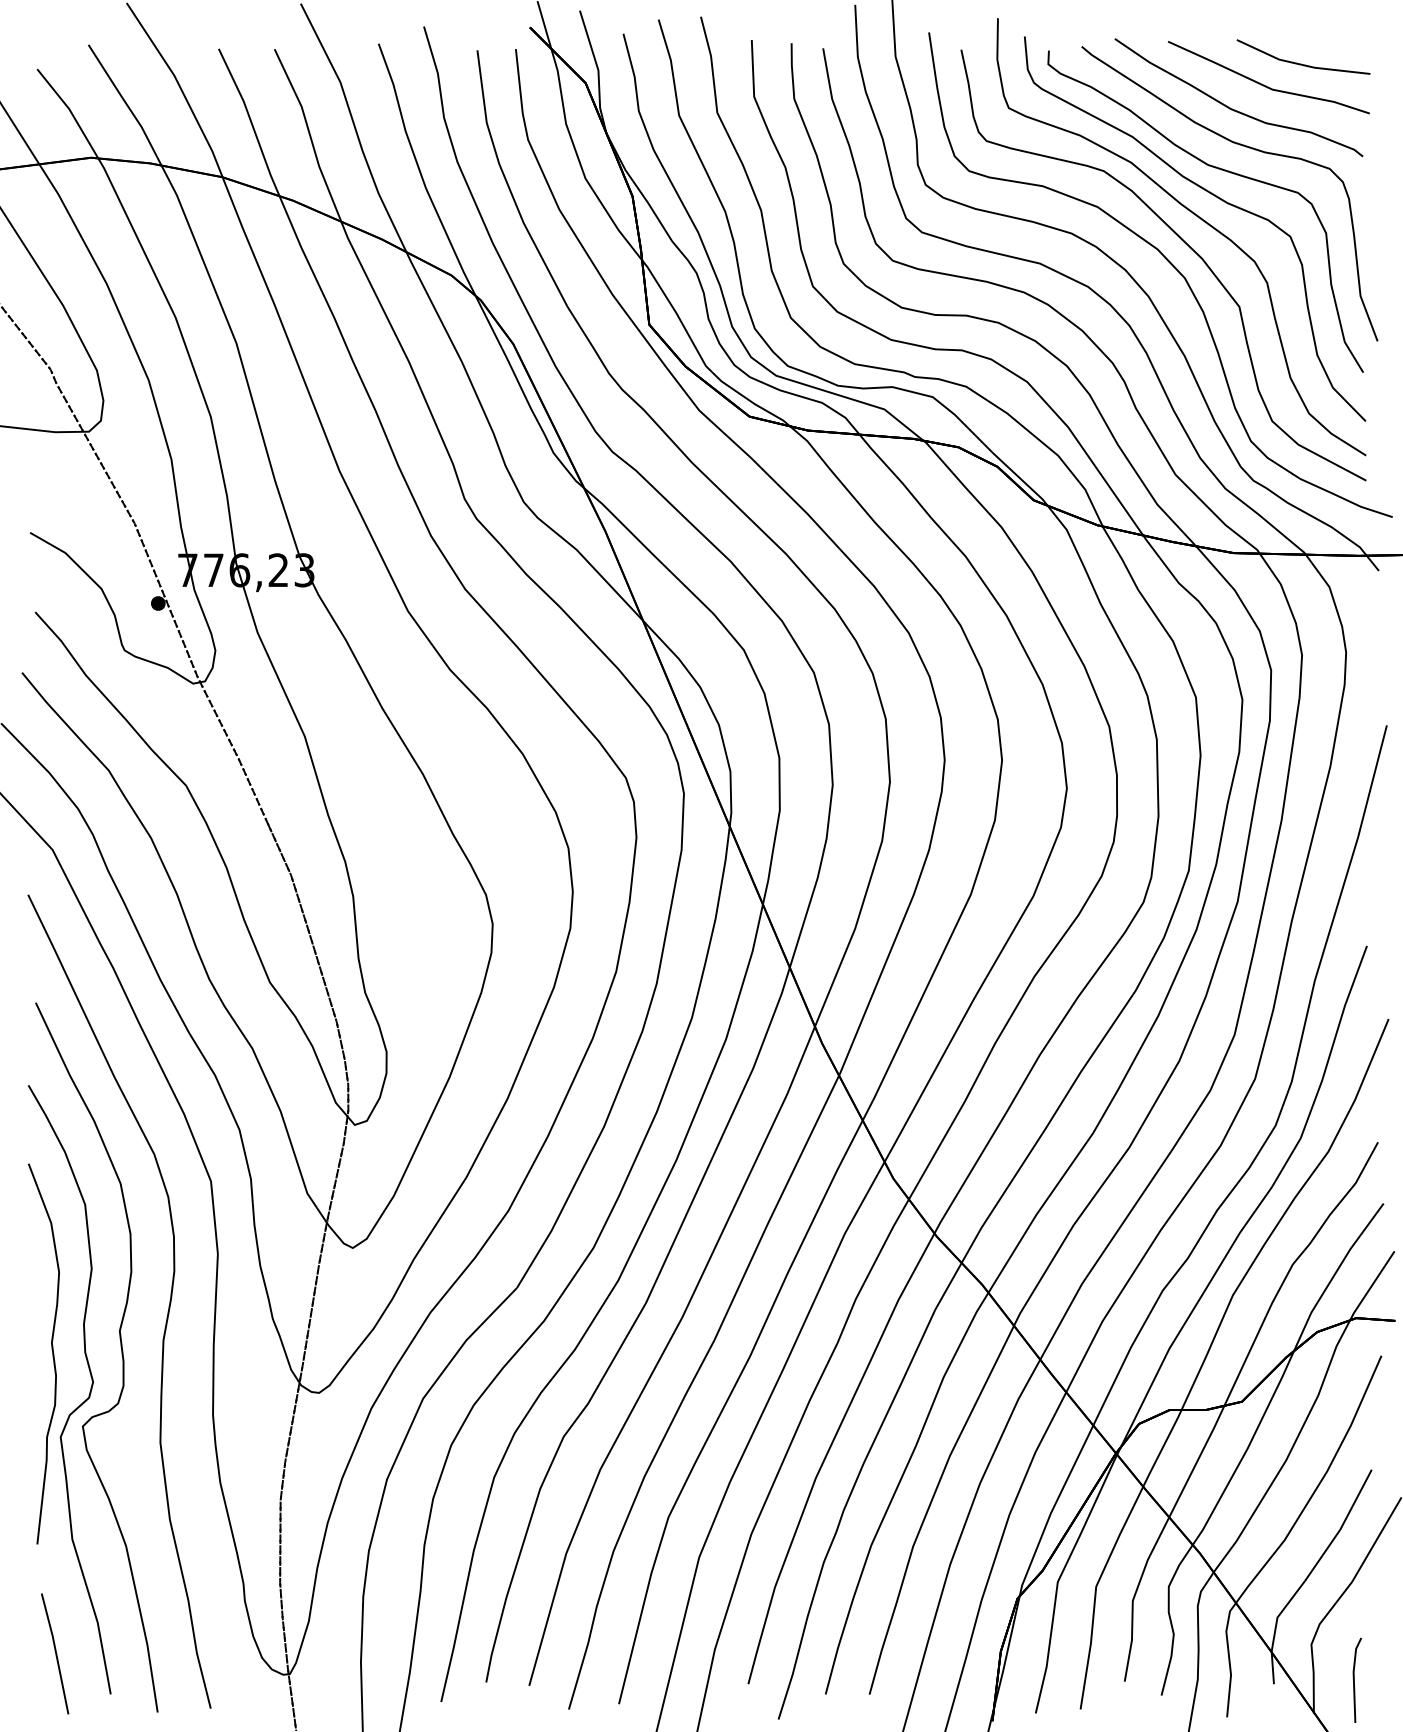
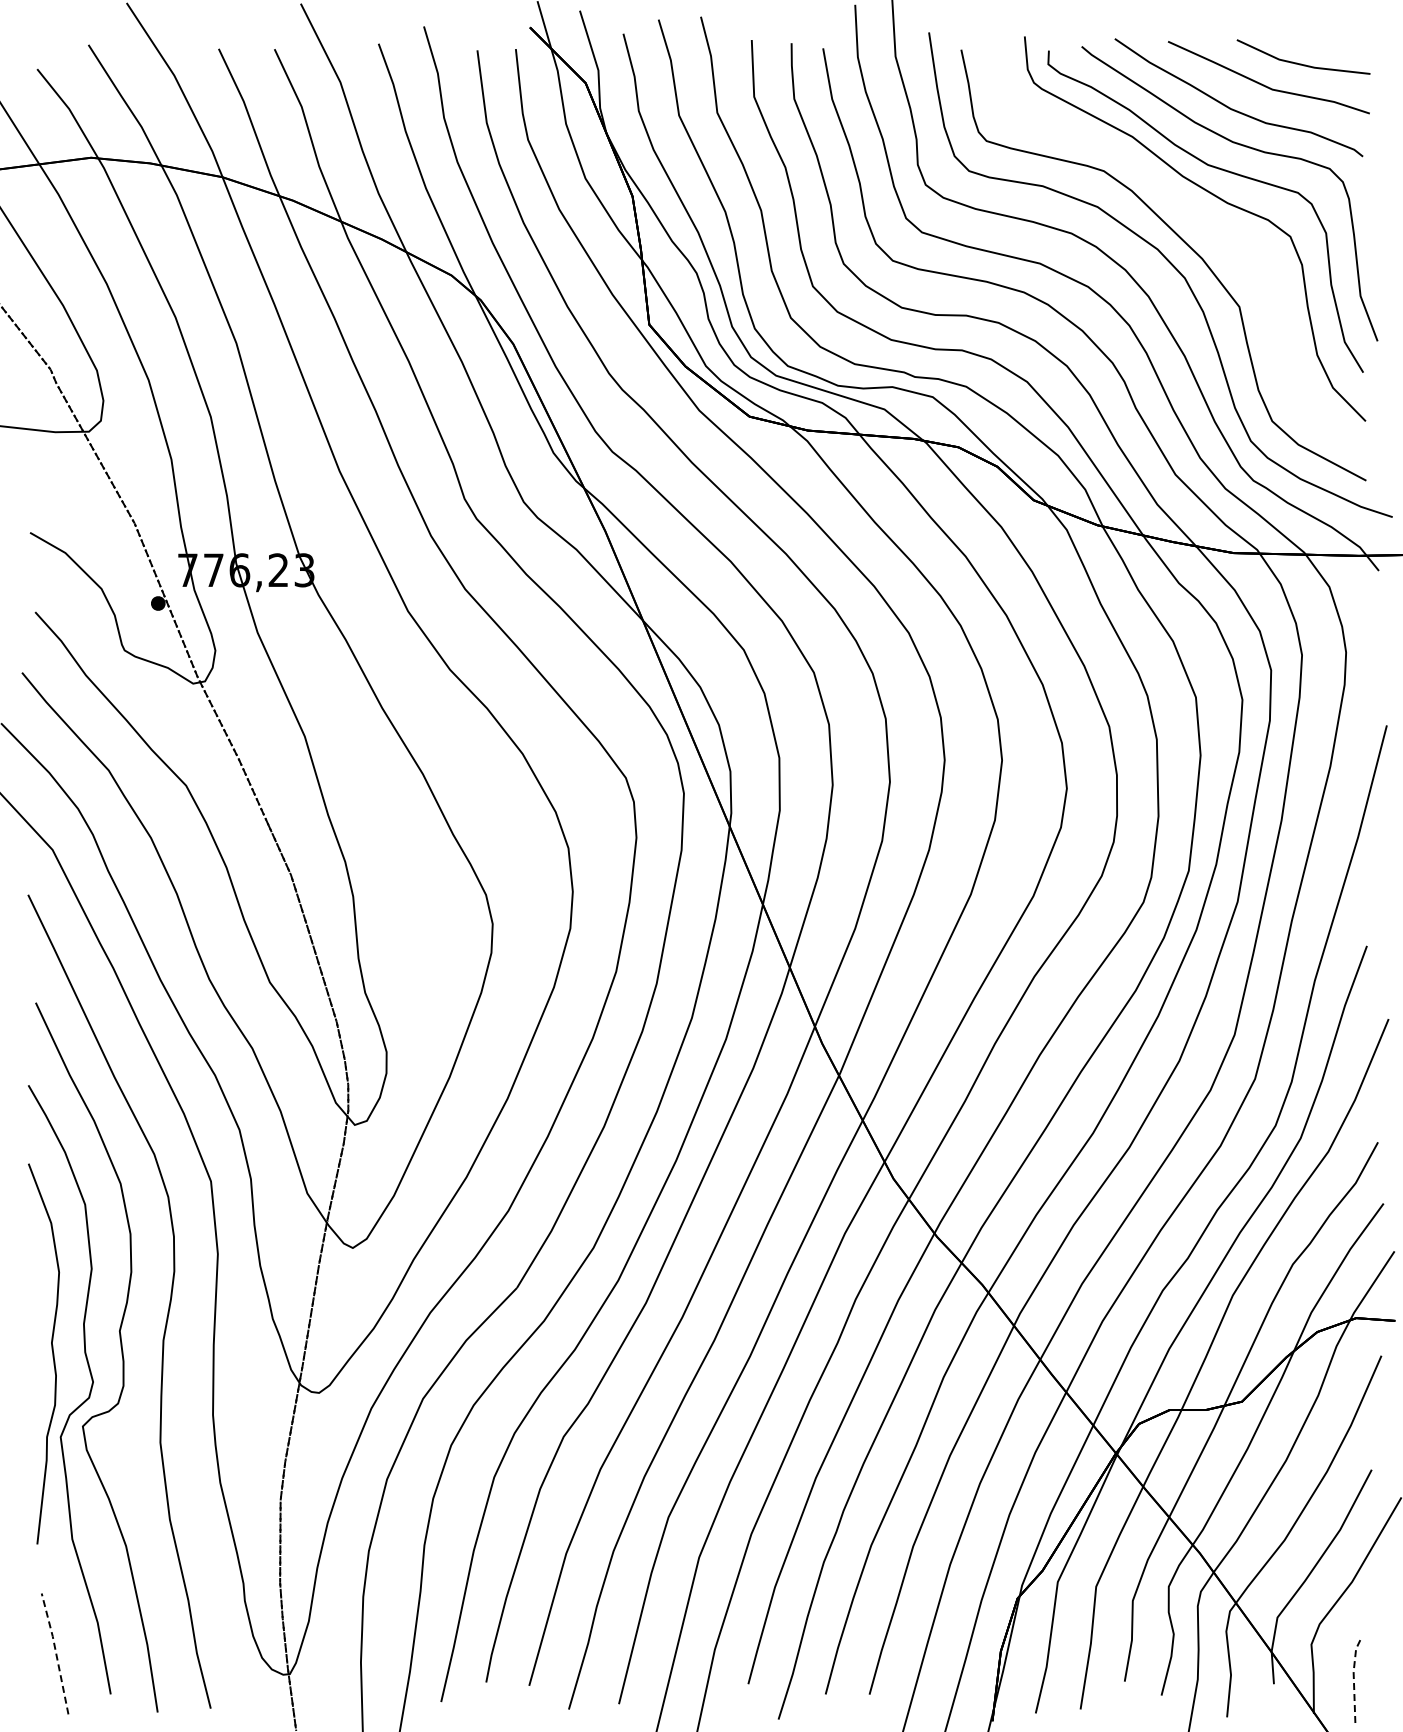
curve: present -> none (1194, 215)
line: solid -> dashed (56, 1652)
line: solid -> dashed (1353, 1678)
